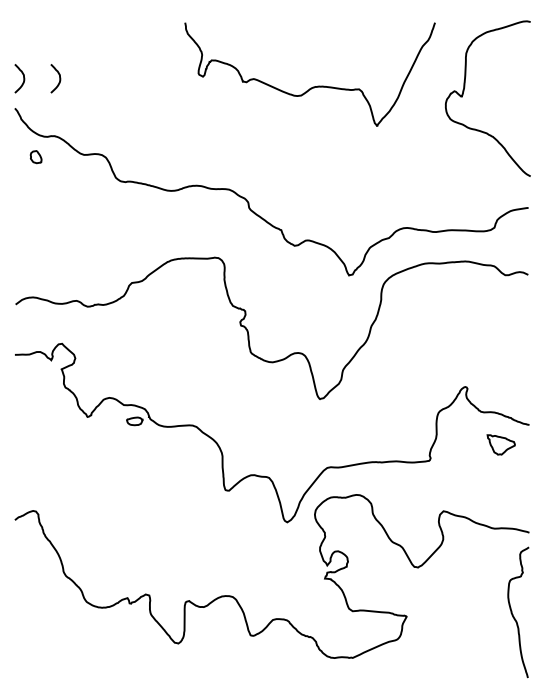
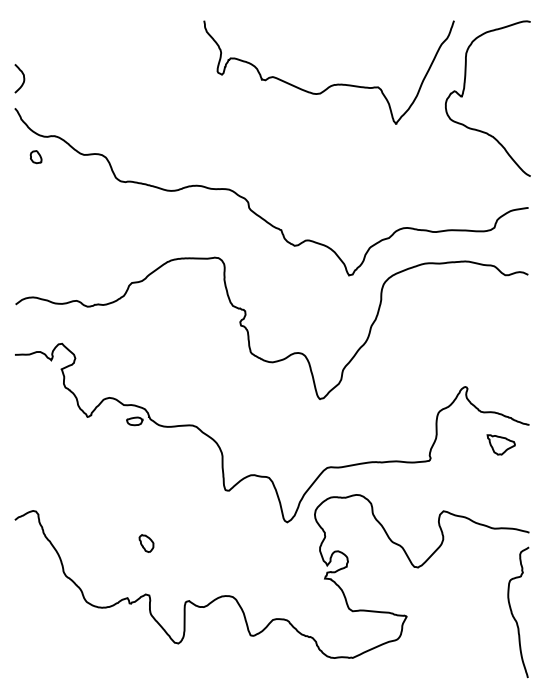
curve: present -> none (59, 78)
curve position: (313, 86) -> (332, 84) (332, 84)
part: none -> present (146, 543)
